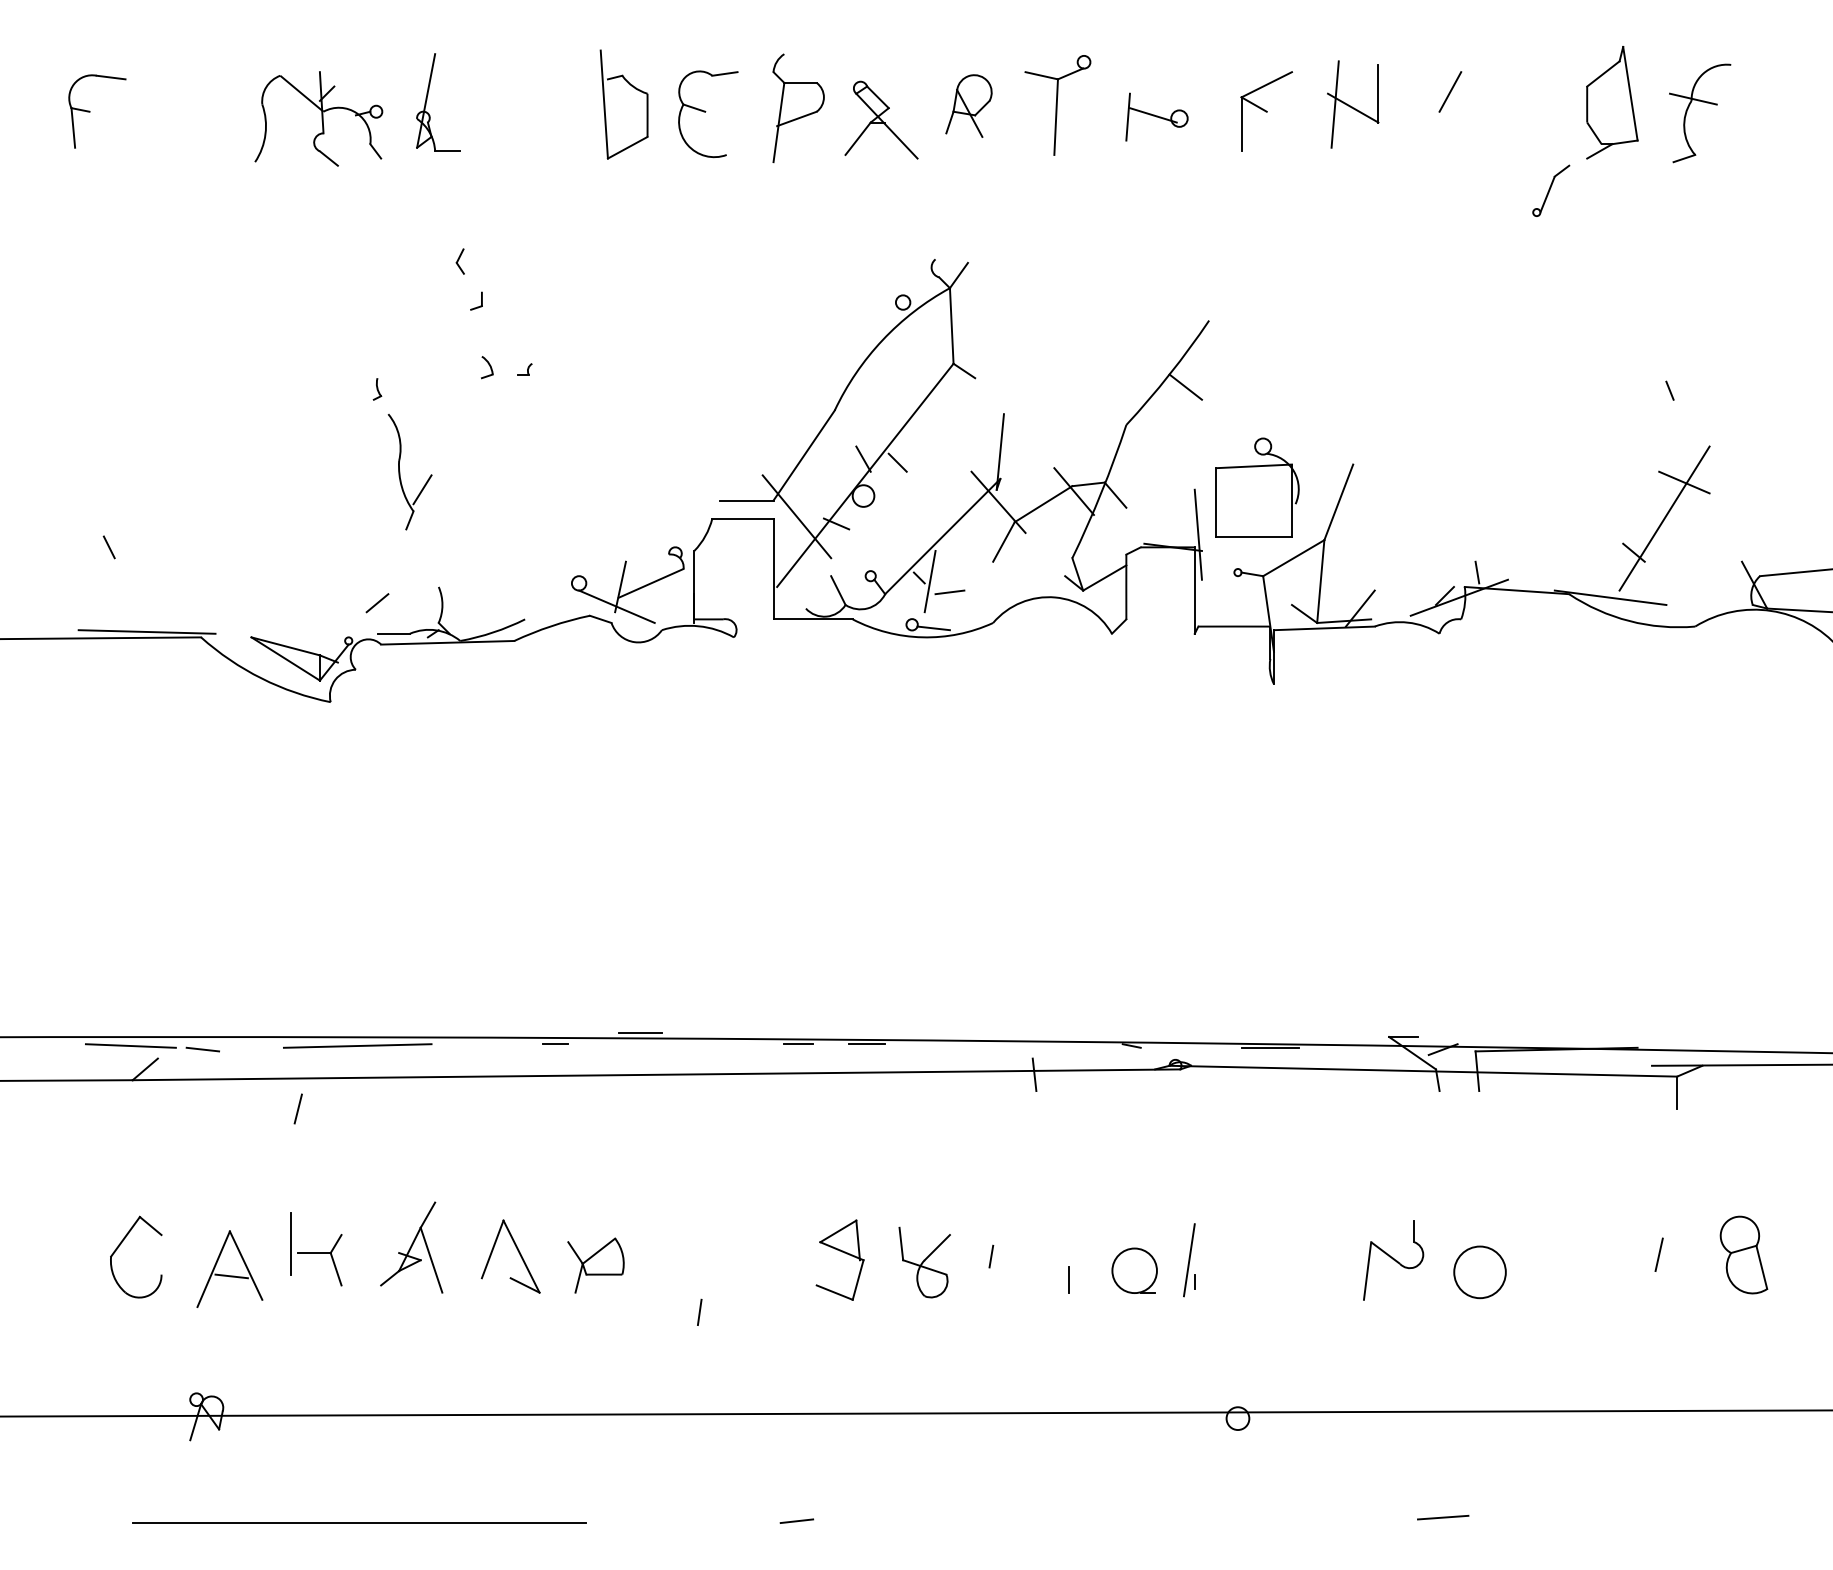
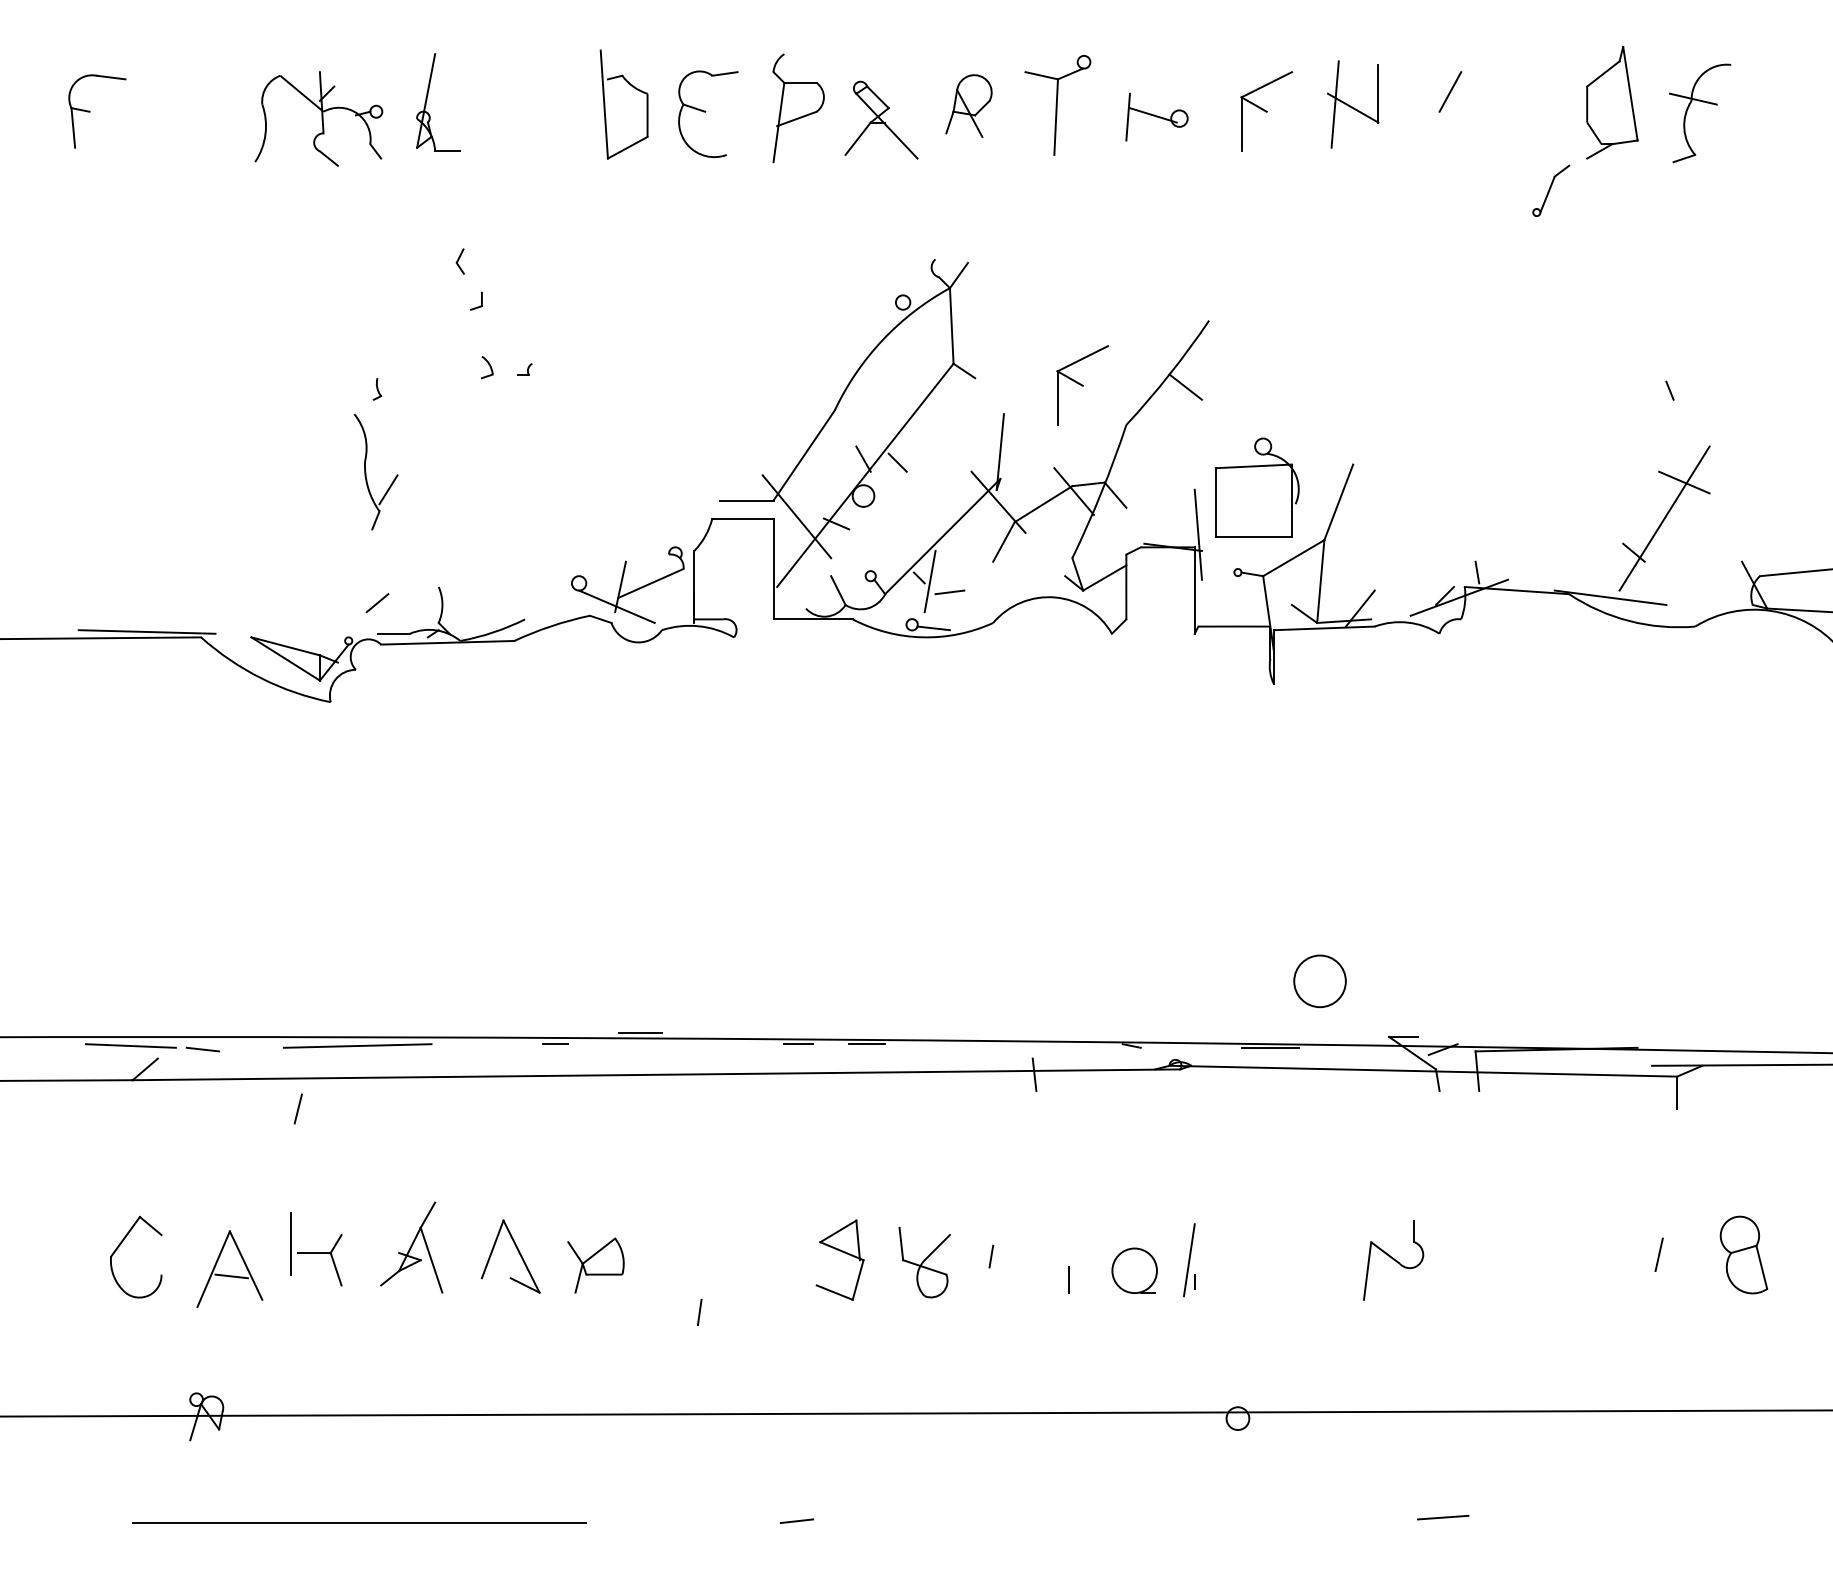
part: none -> present (1082, 385)
part position: (400, 472) -> (366, 472) (366, 472)
line: present -> none (108, 547)
circle position: (1479, 1272) -> (1319, 981) (1319, 981)
